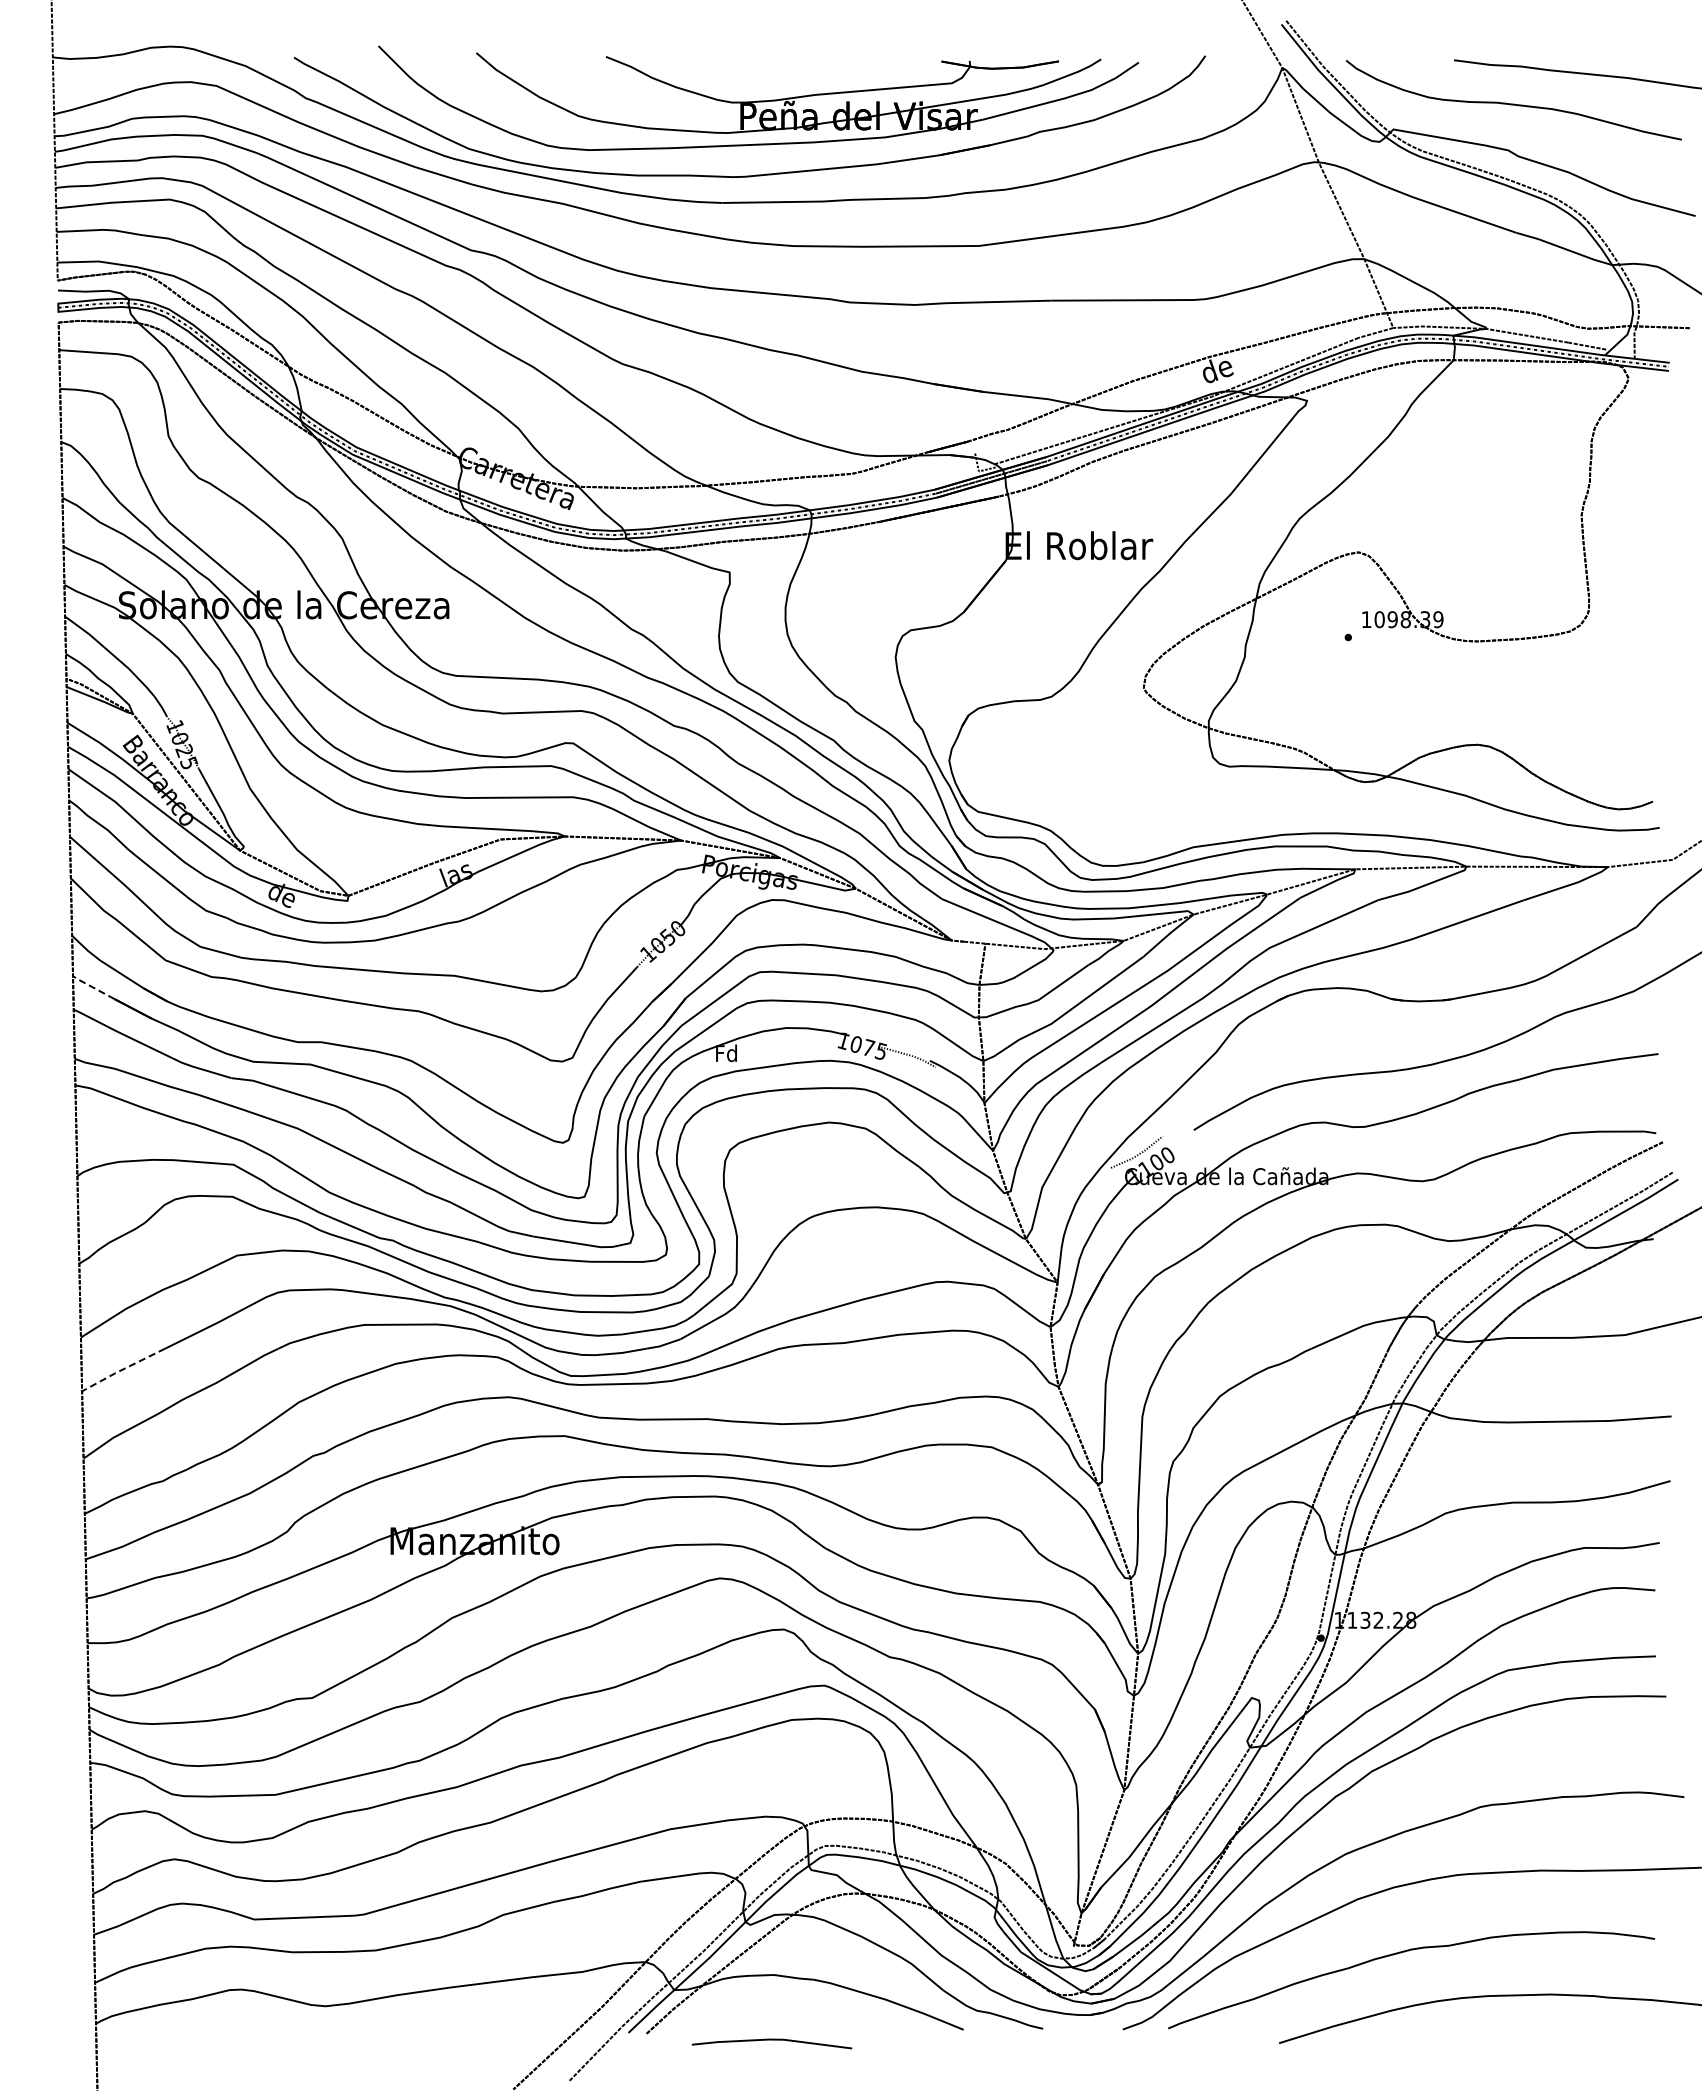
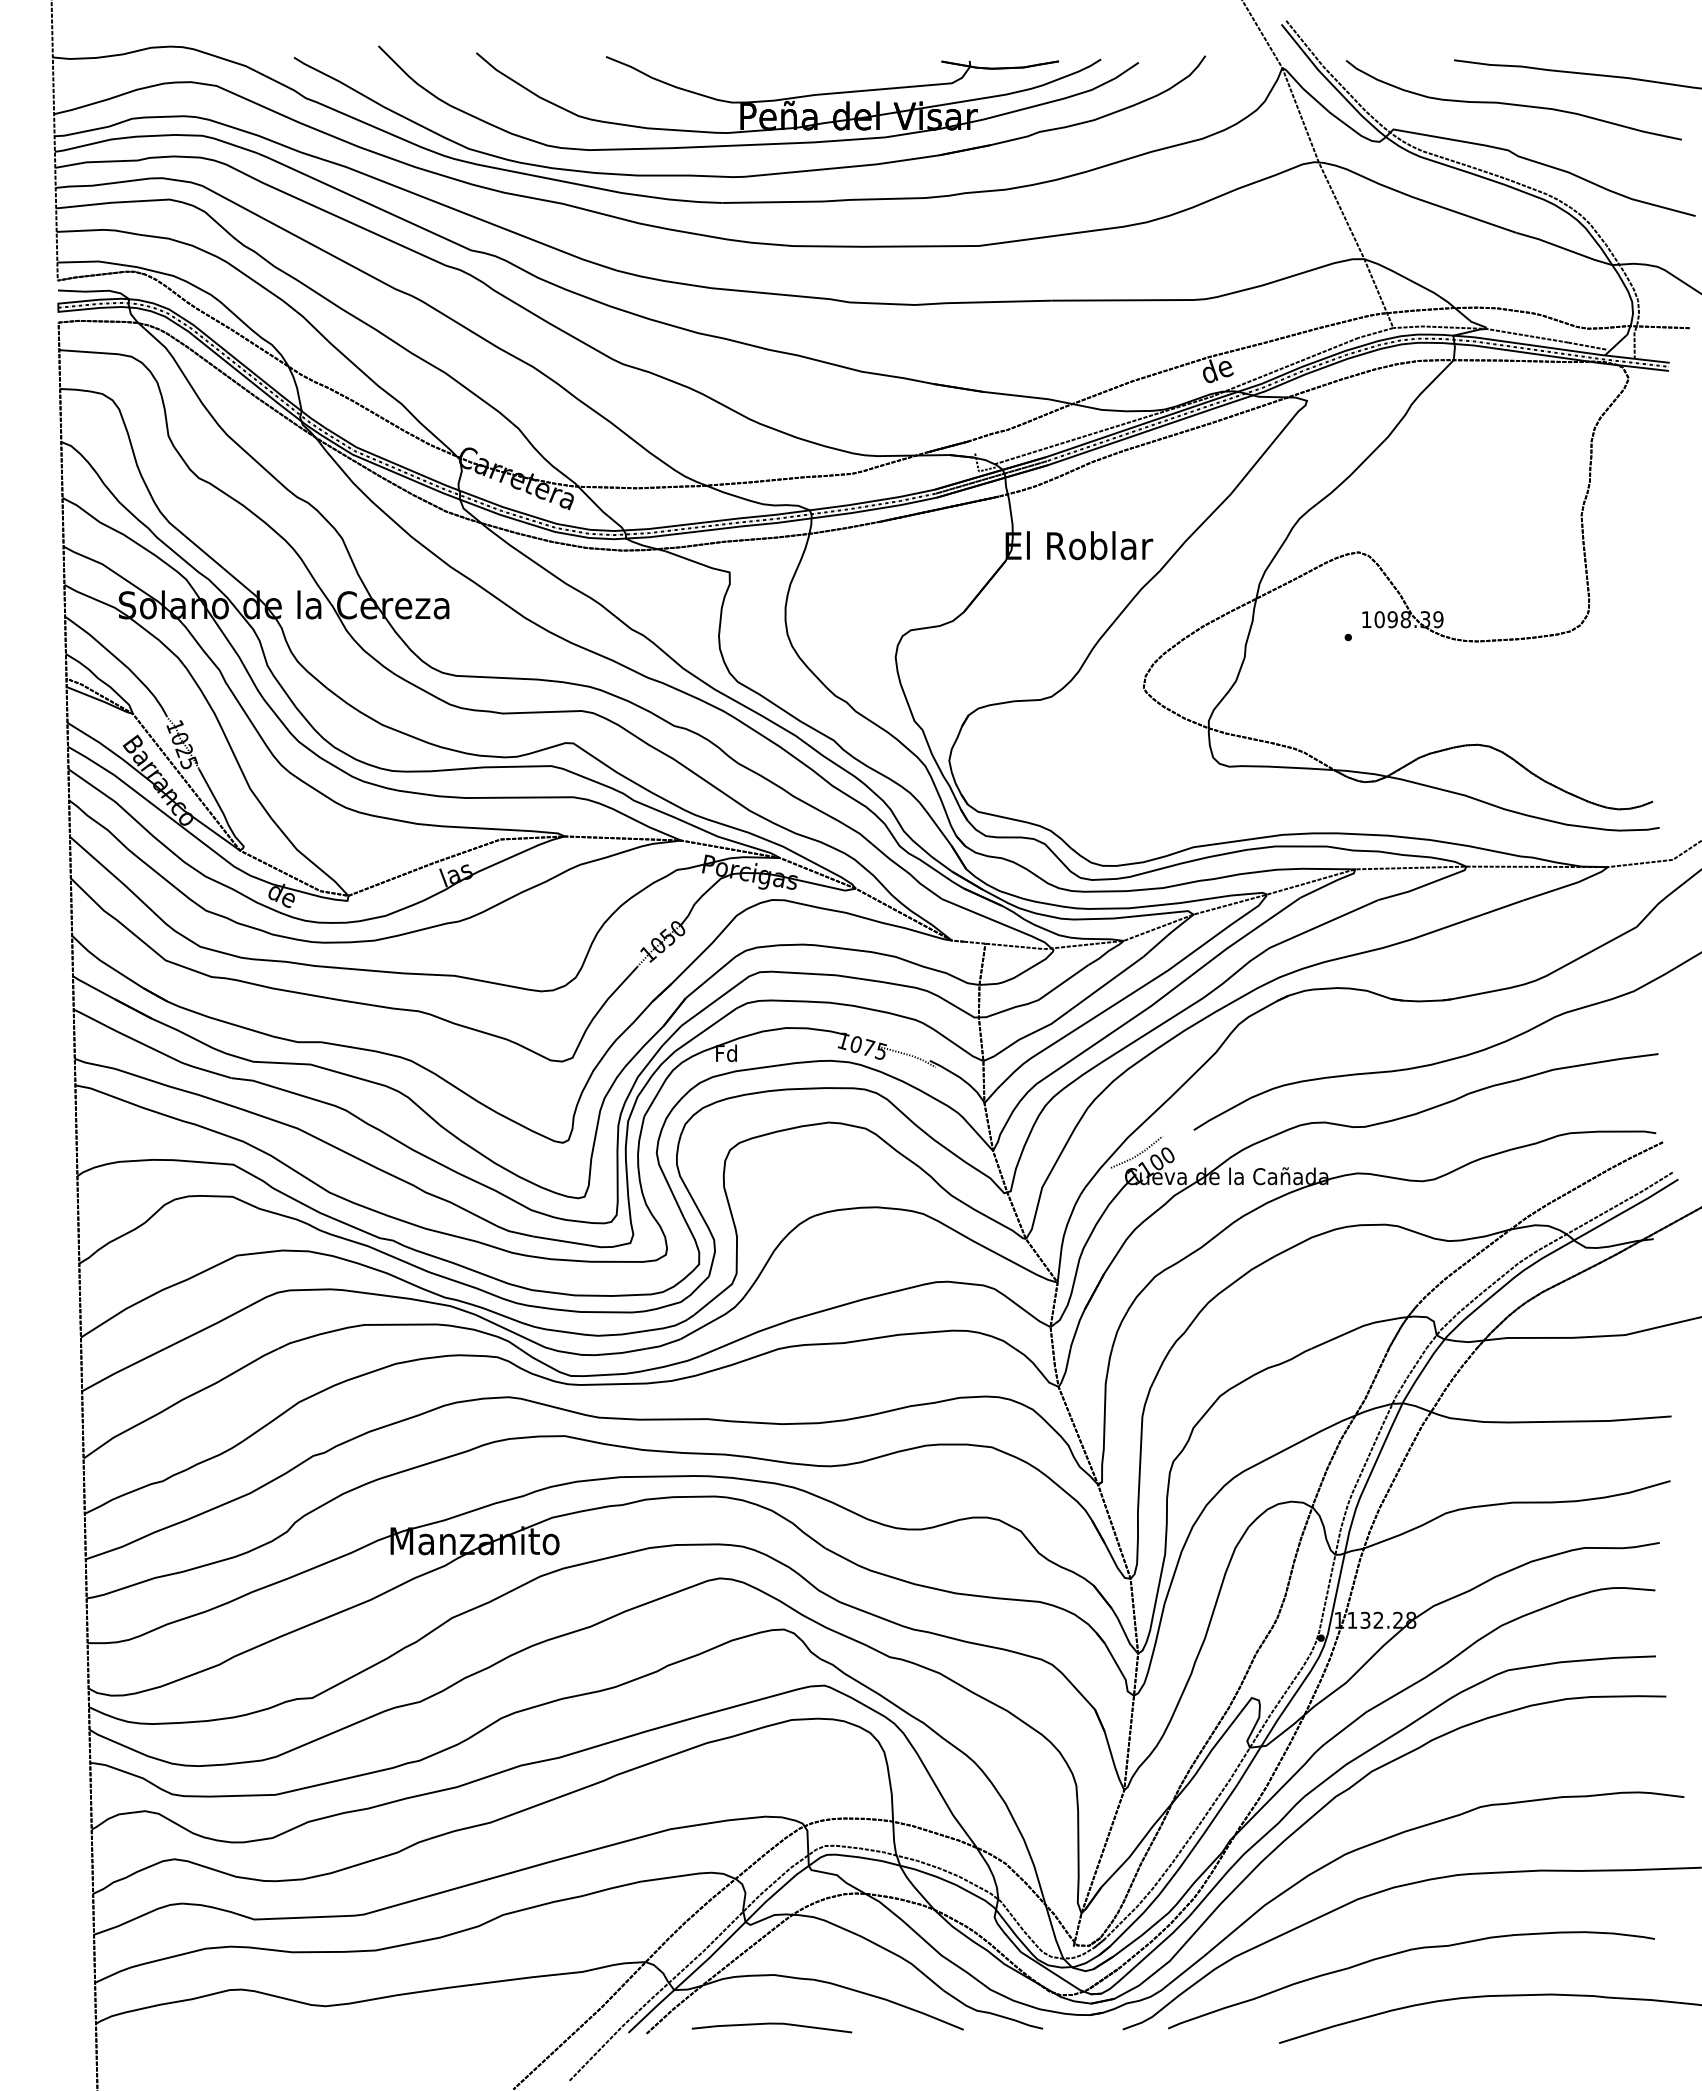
line: dashed -> solid (92, 987)
line: dashed -> solid (122, 1369)
line position: (771, 2040) -> (771, 2024) (771, 2024)
